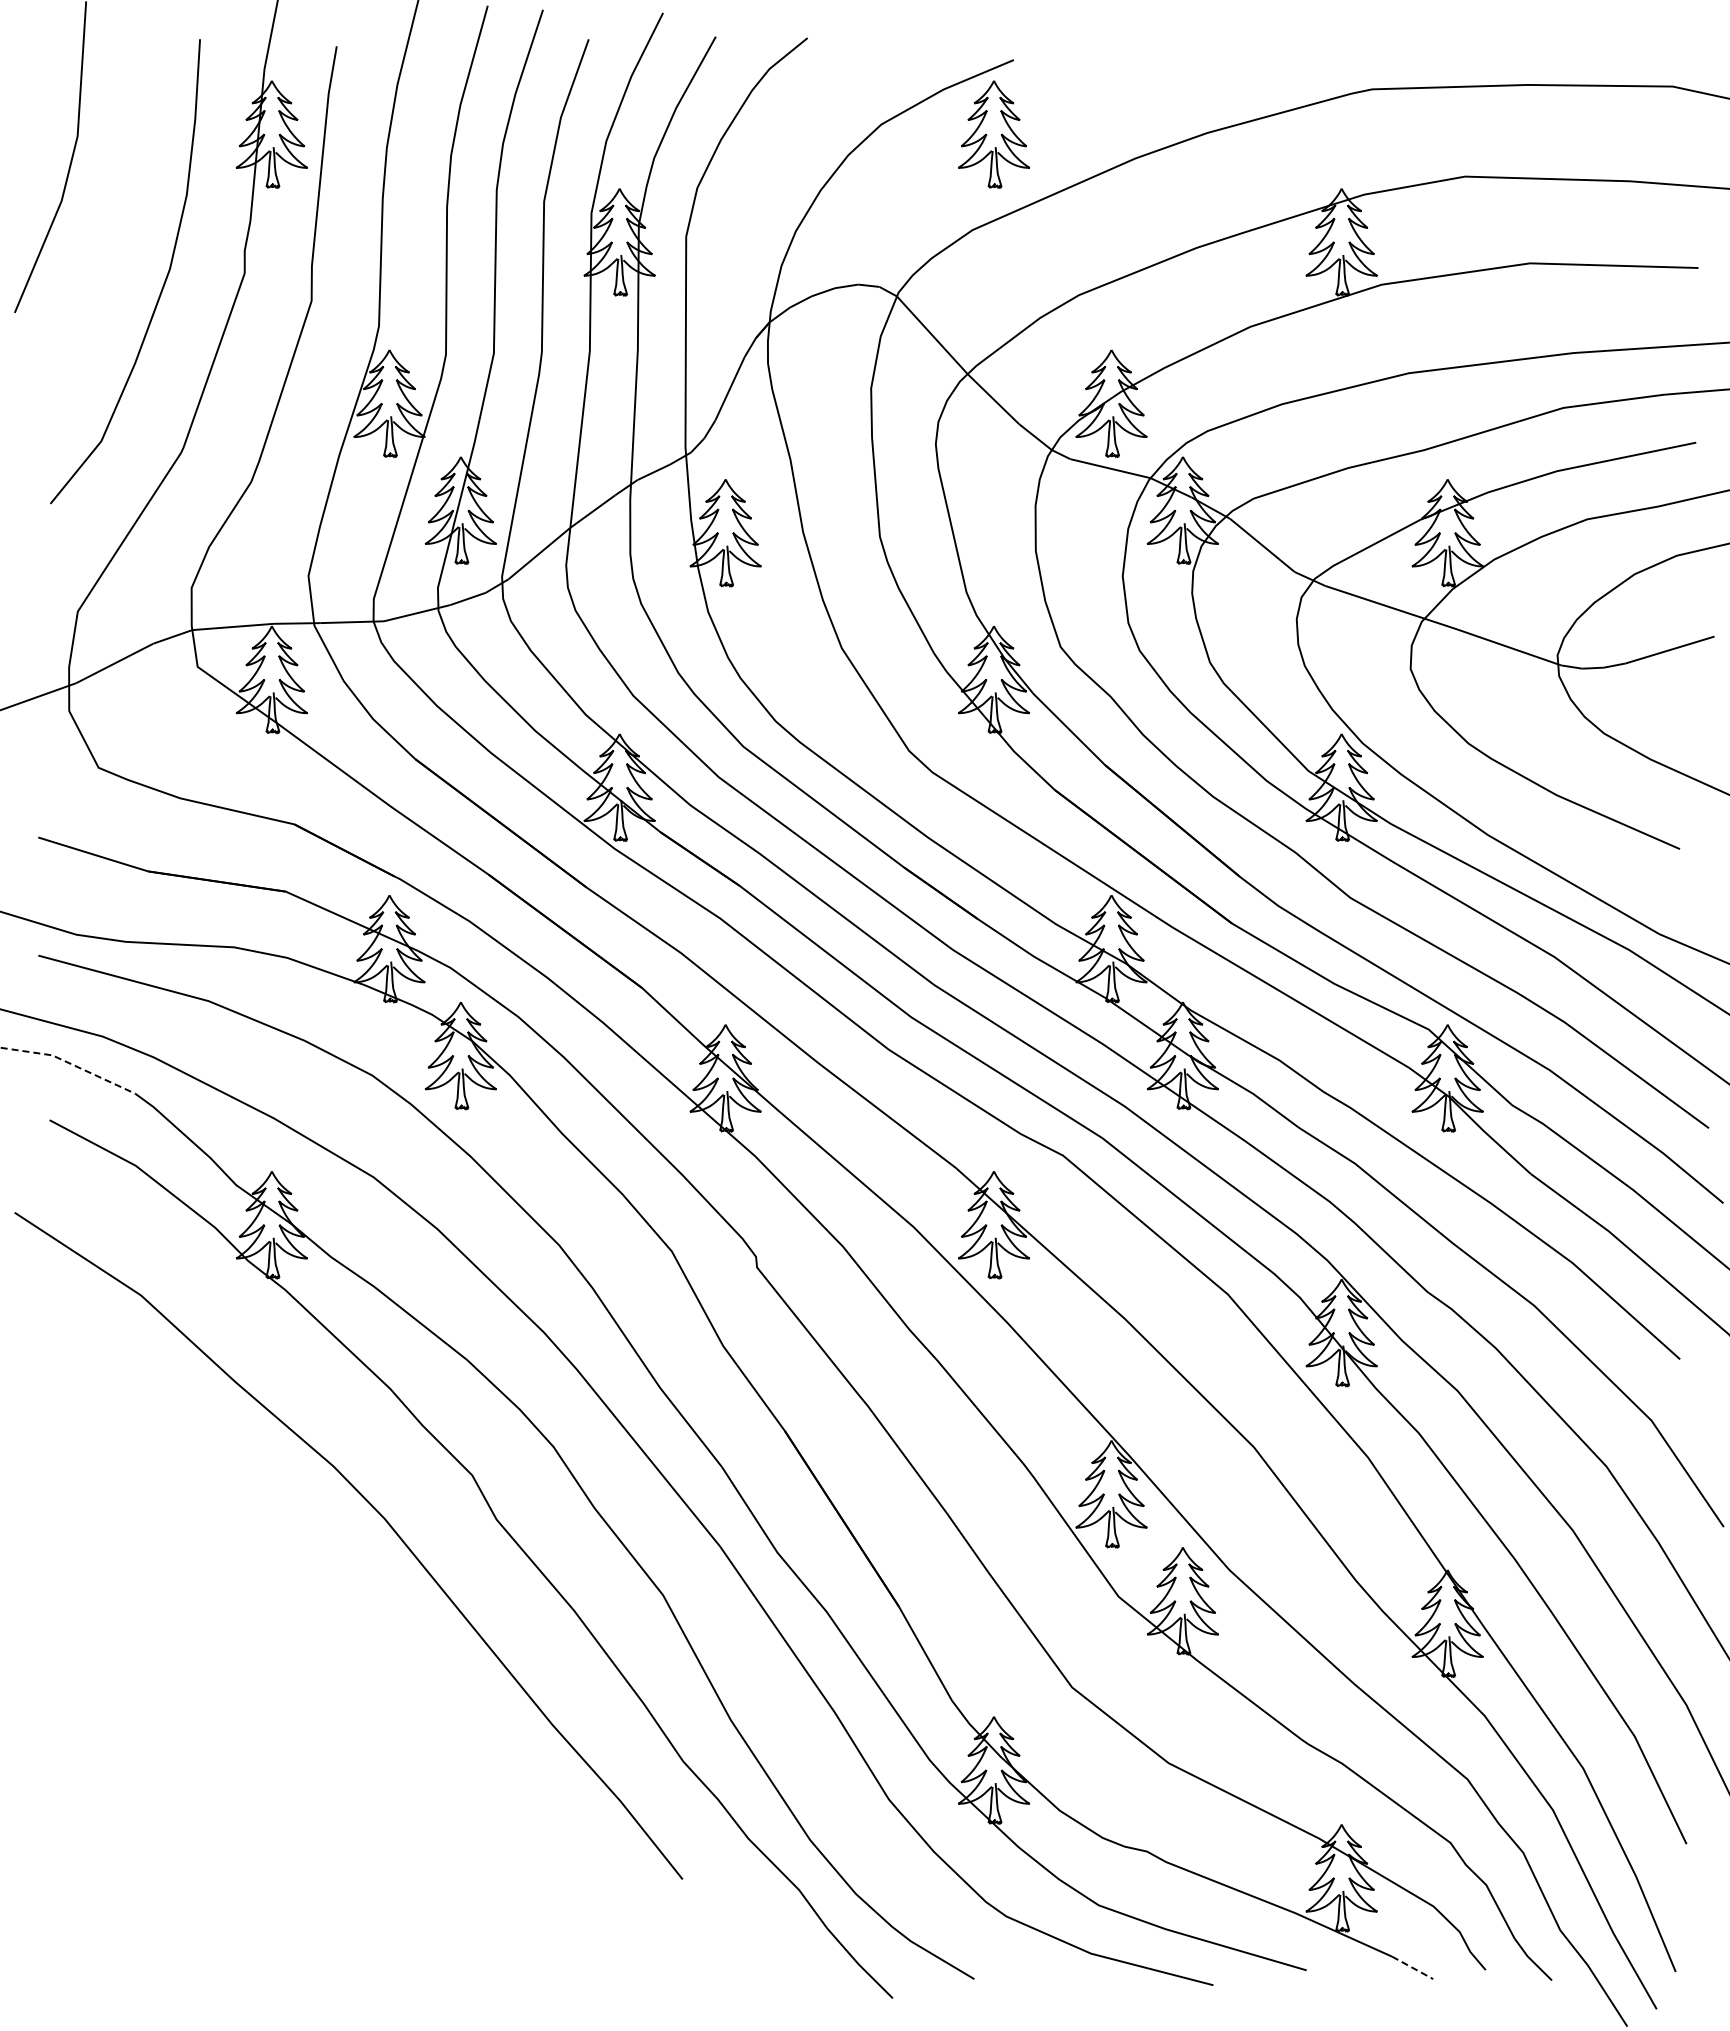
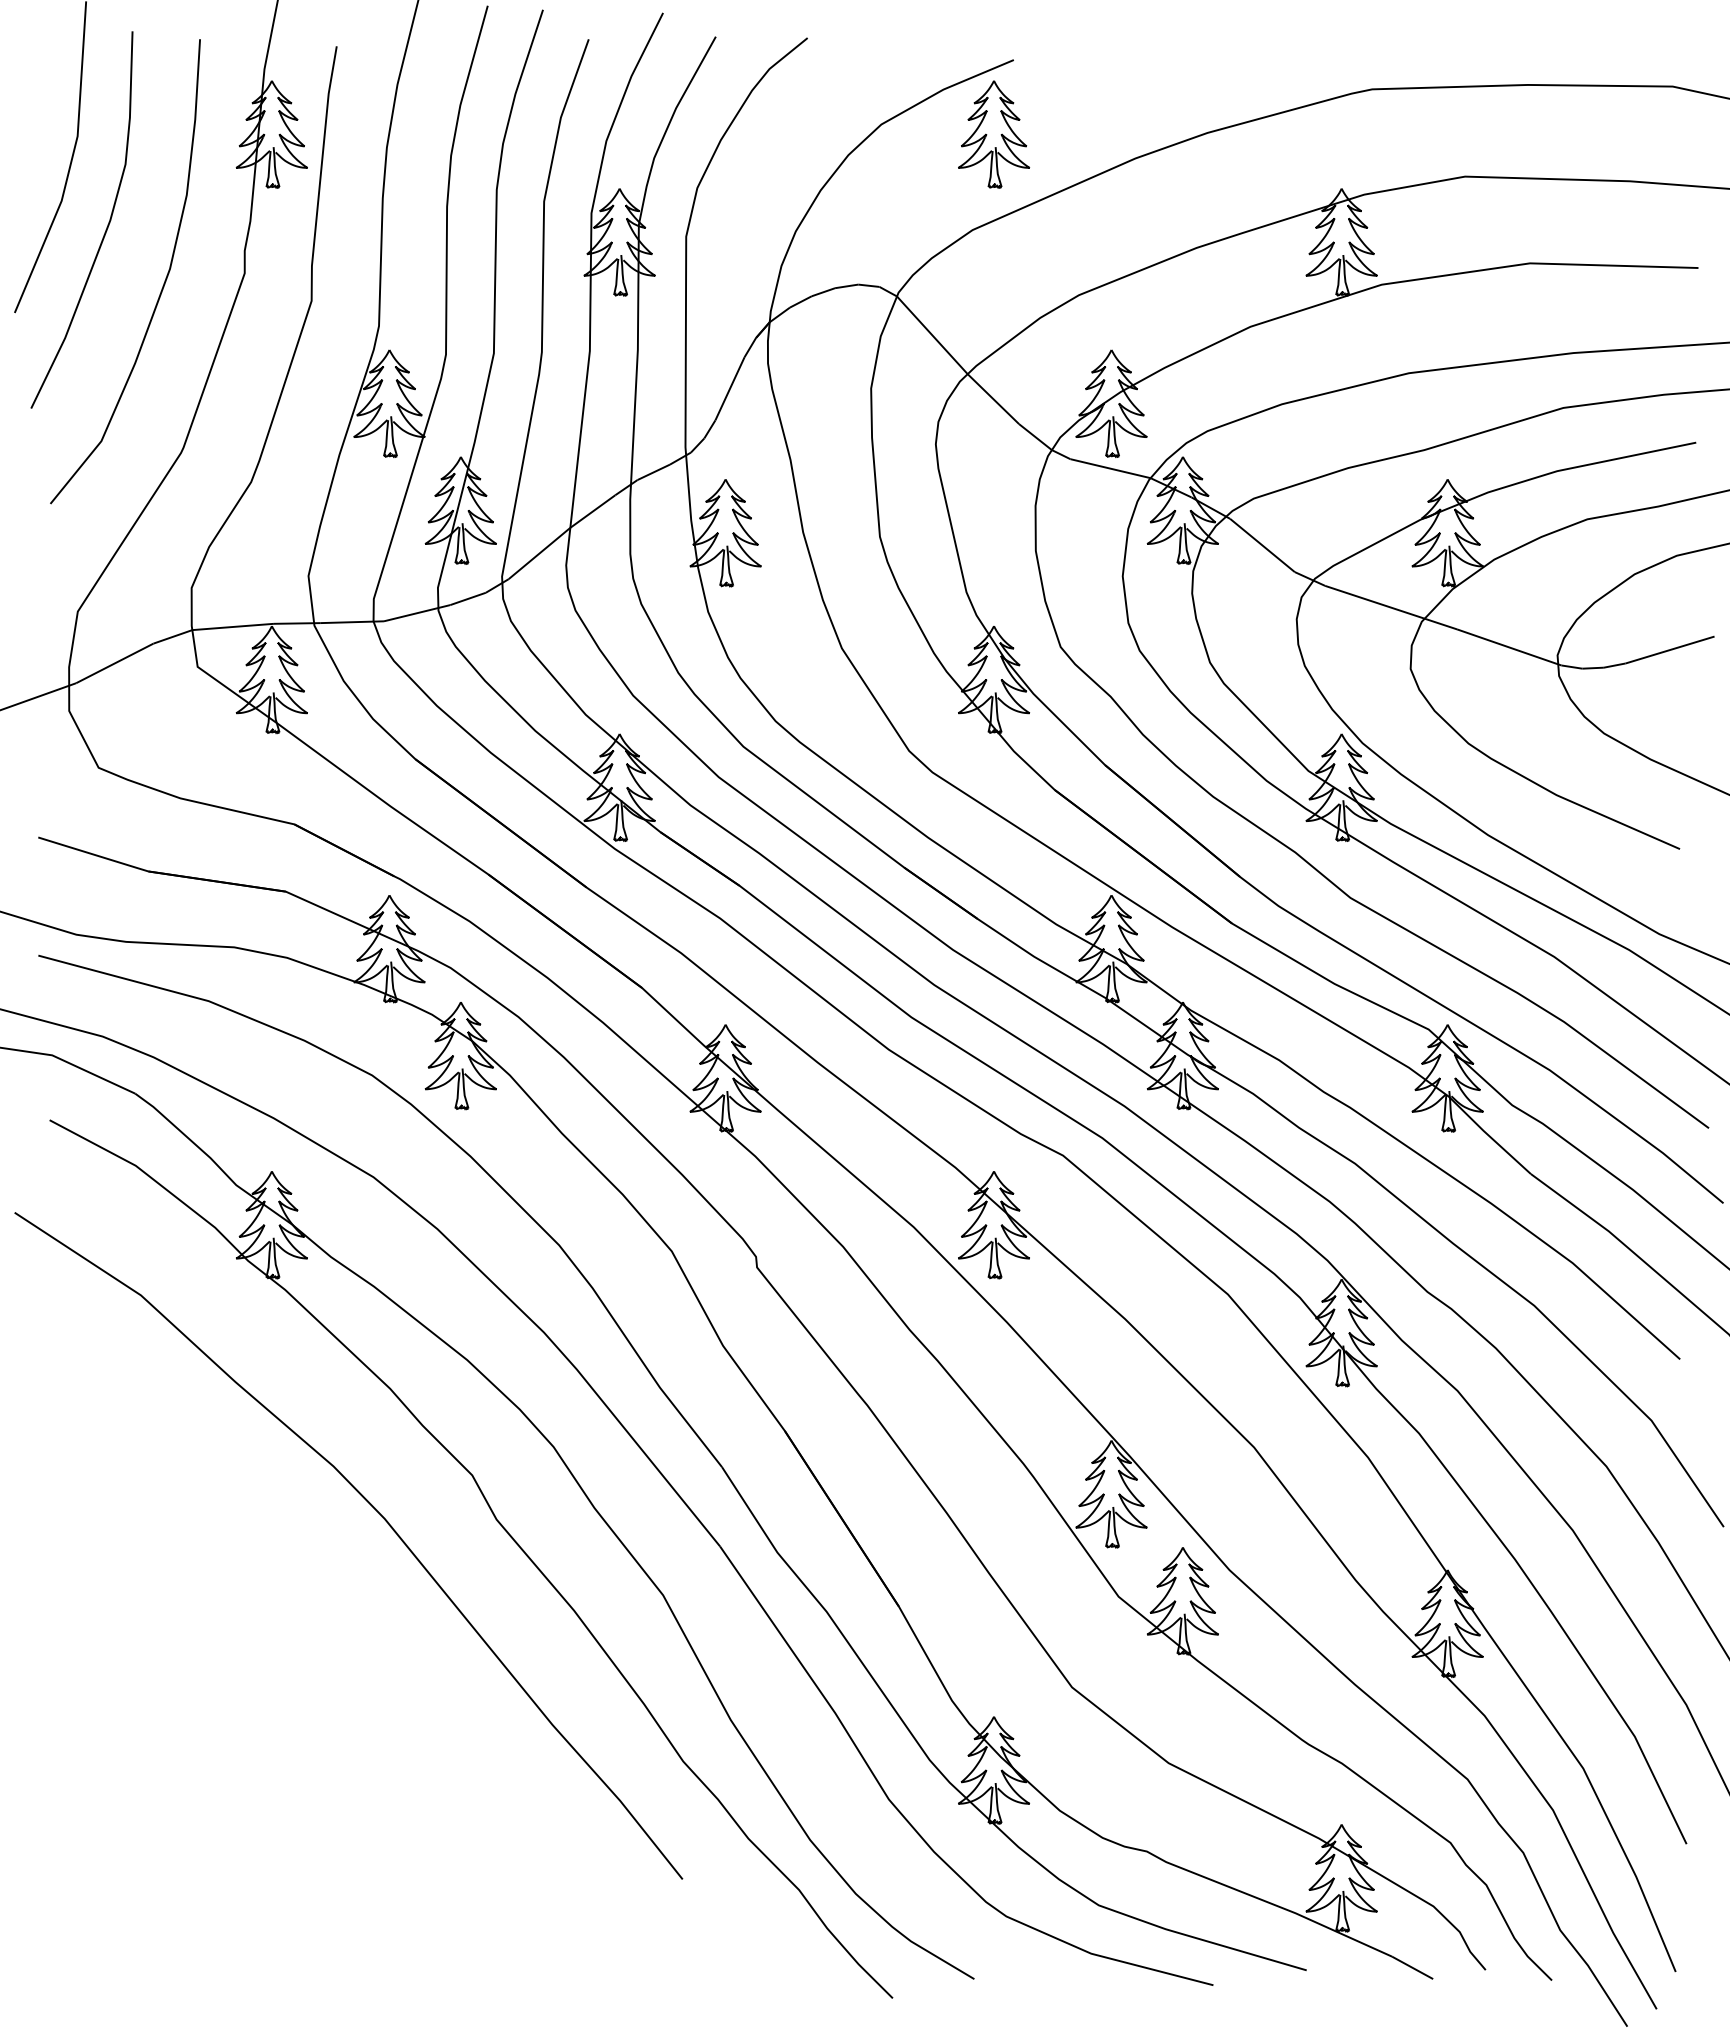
curve: none -> present (105, 229)
line: dashed -> solid (69, 1063)
line: dashed -> solid (1413, 1968)
